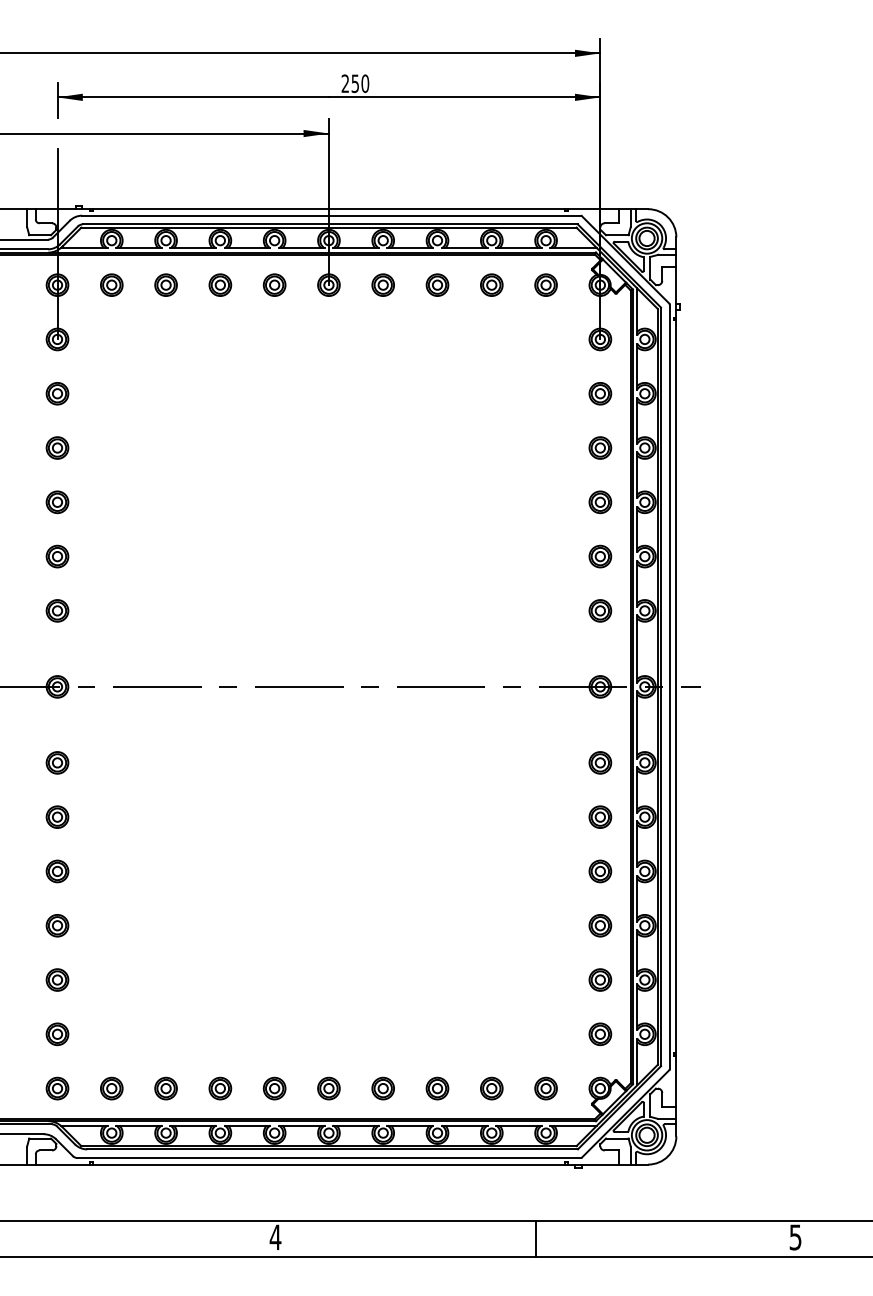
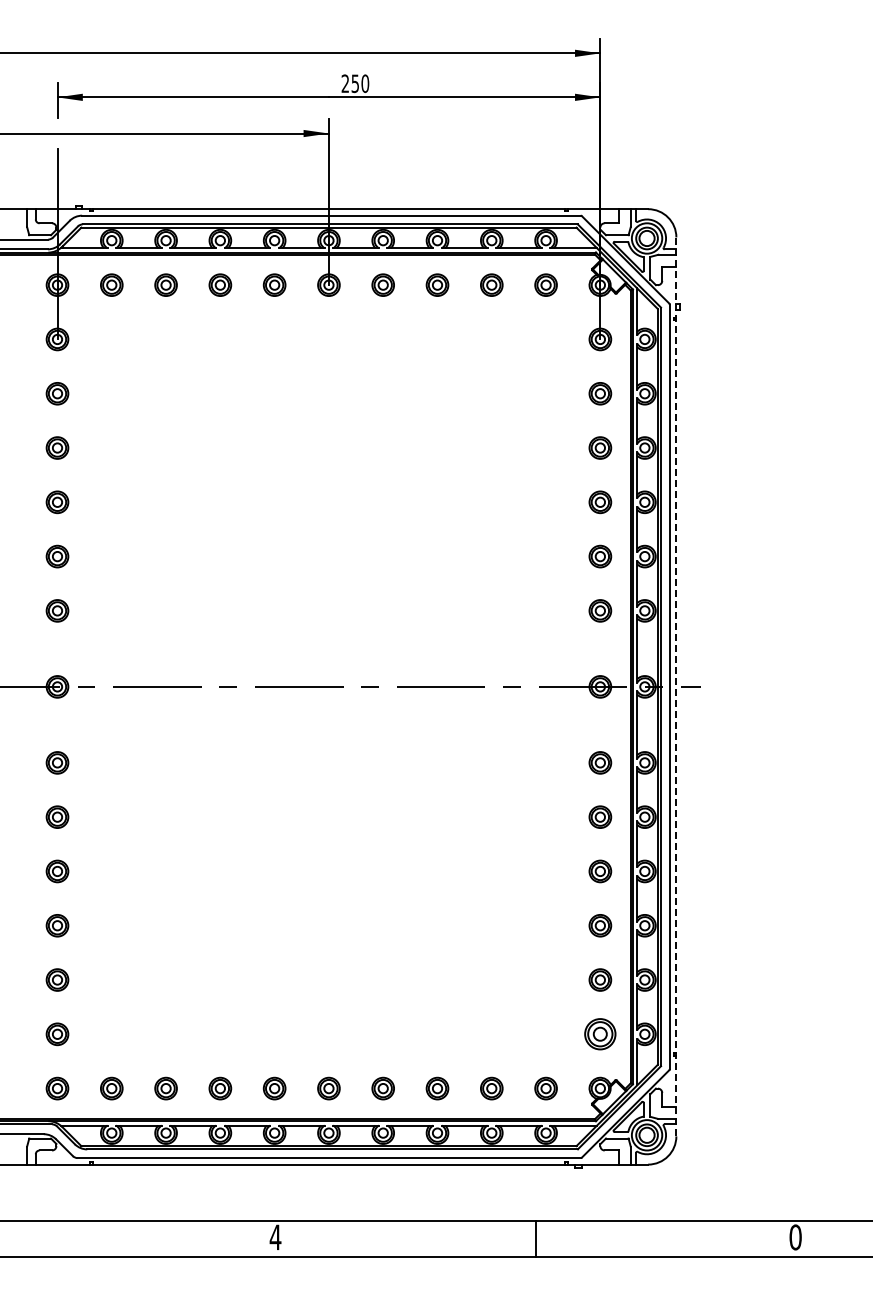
line: solid -> dashed (676, 686)
part size: 25x25 px -> 33x33 px (600, 1034)
text: 5 -> 0 (795, 1237)
